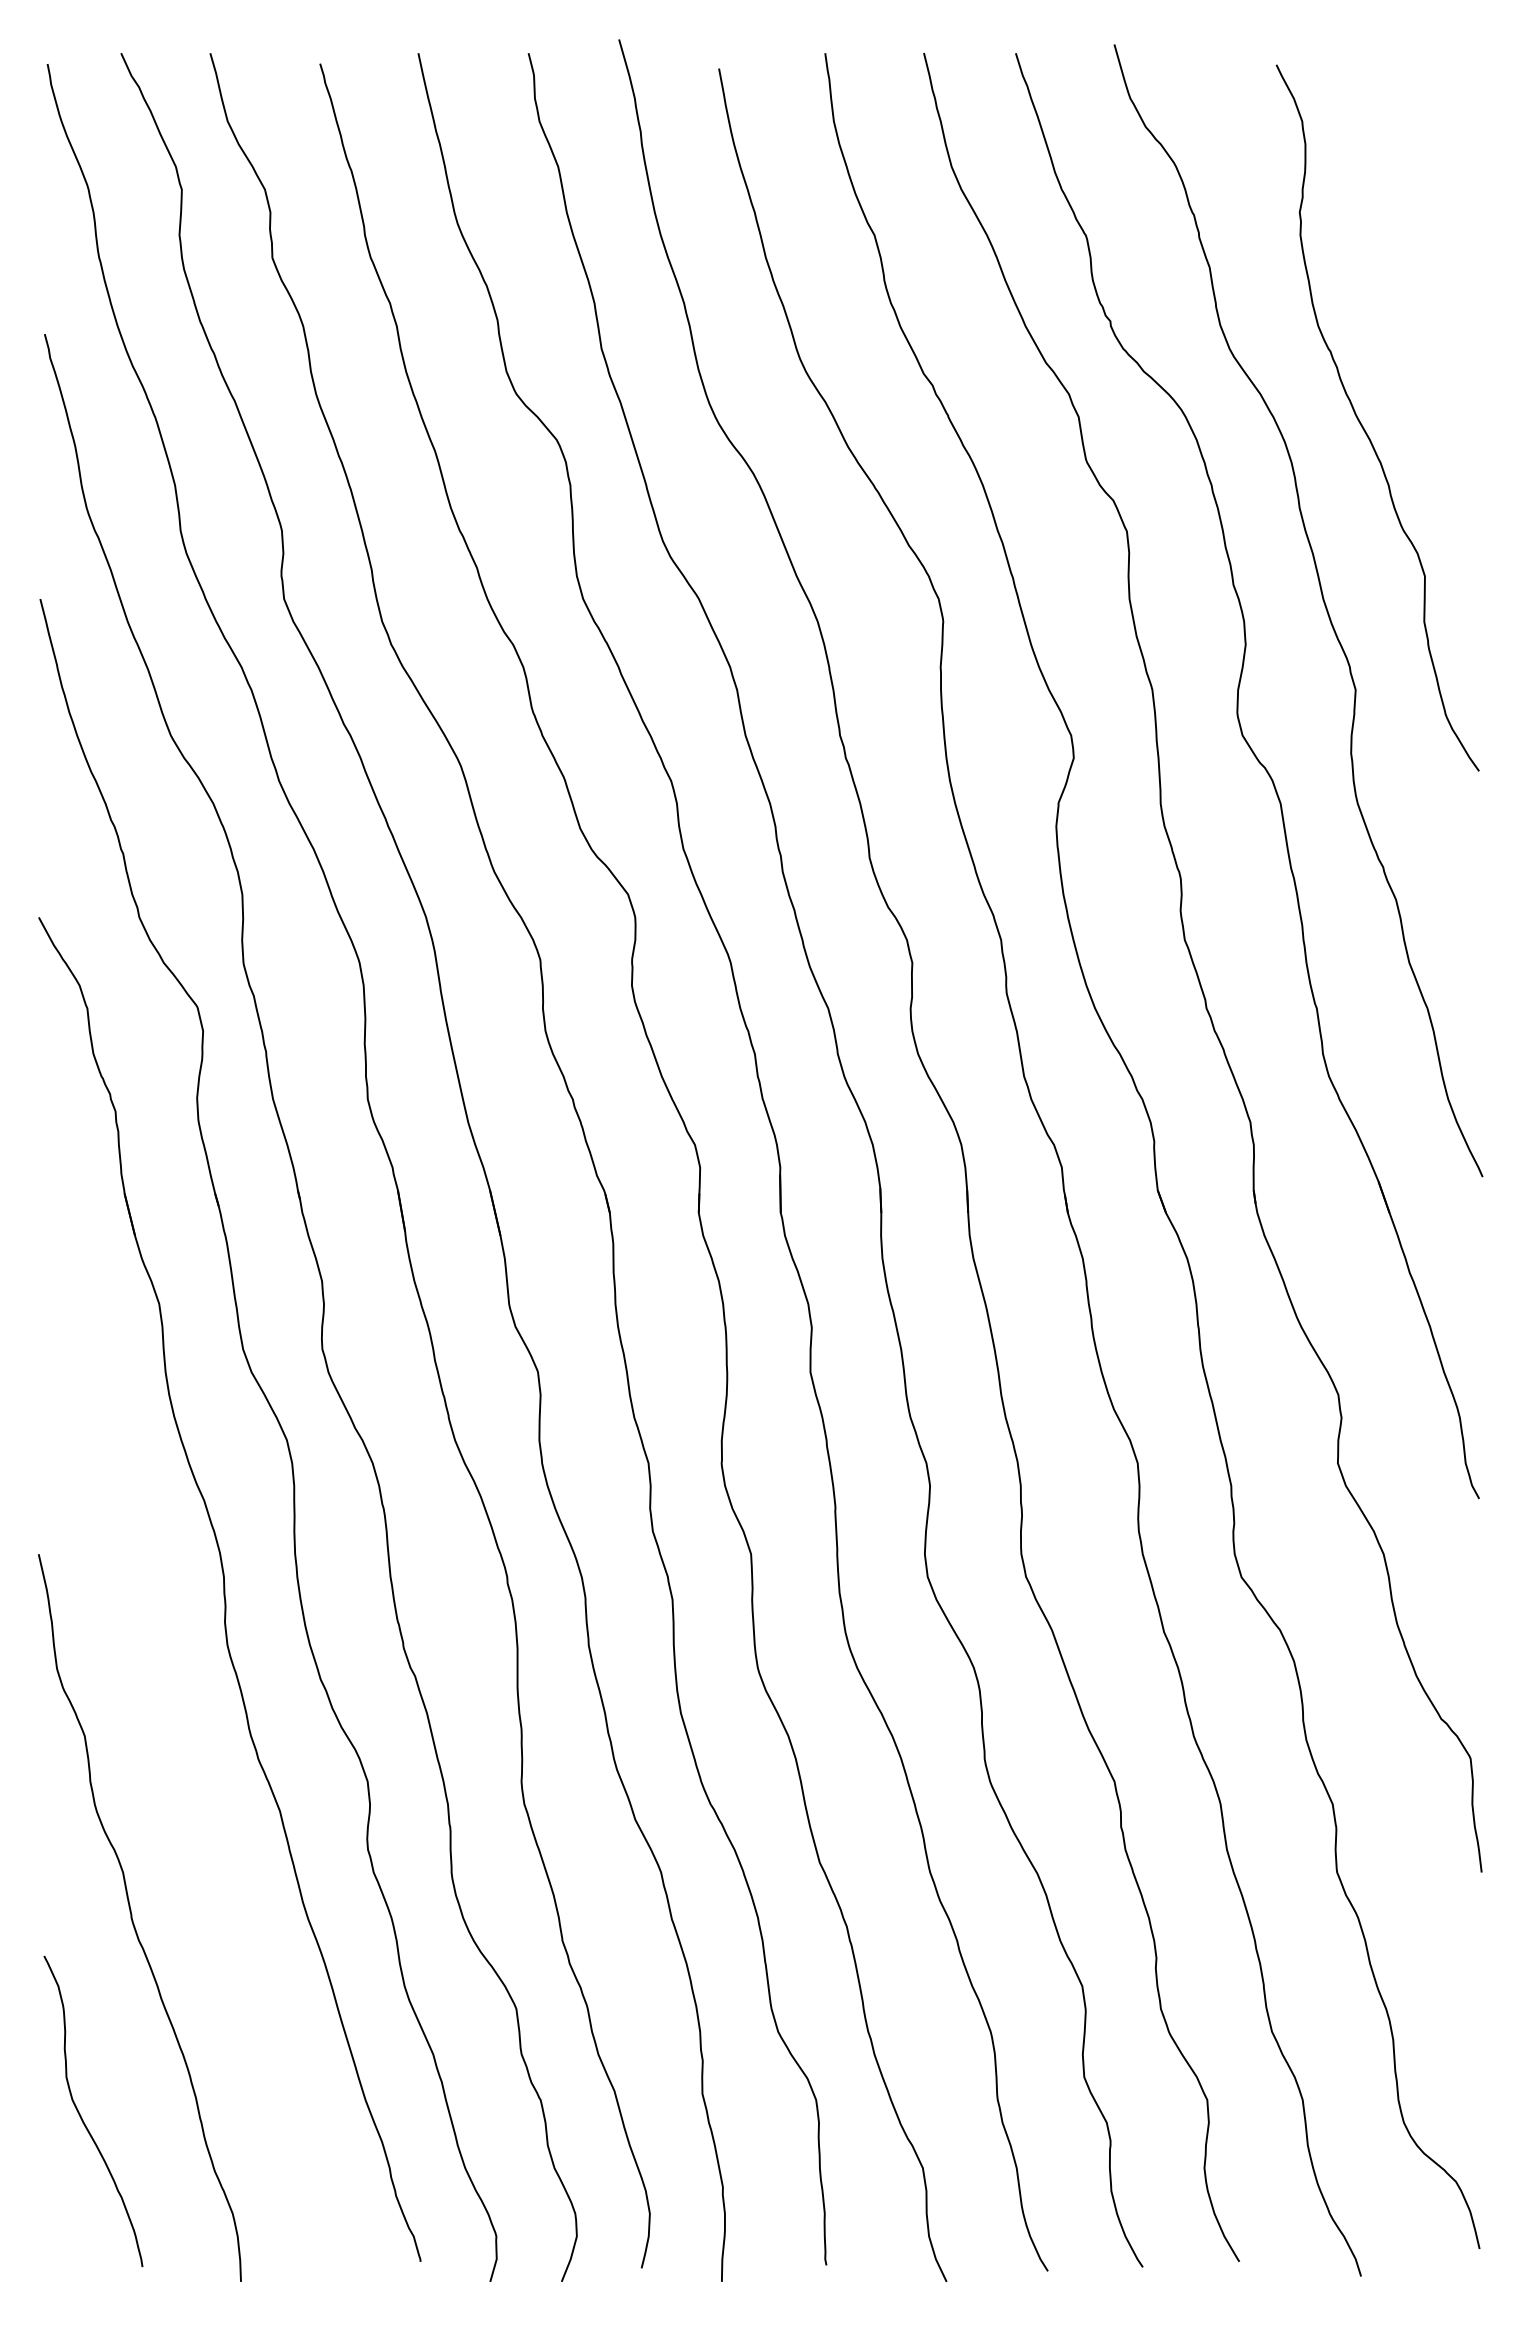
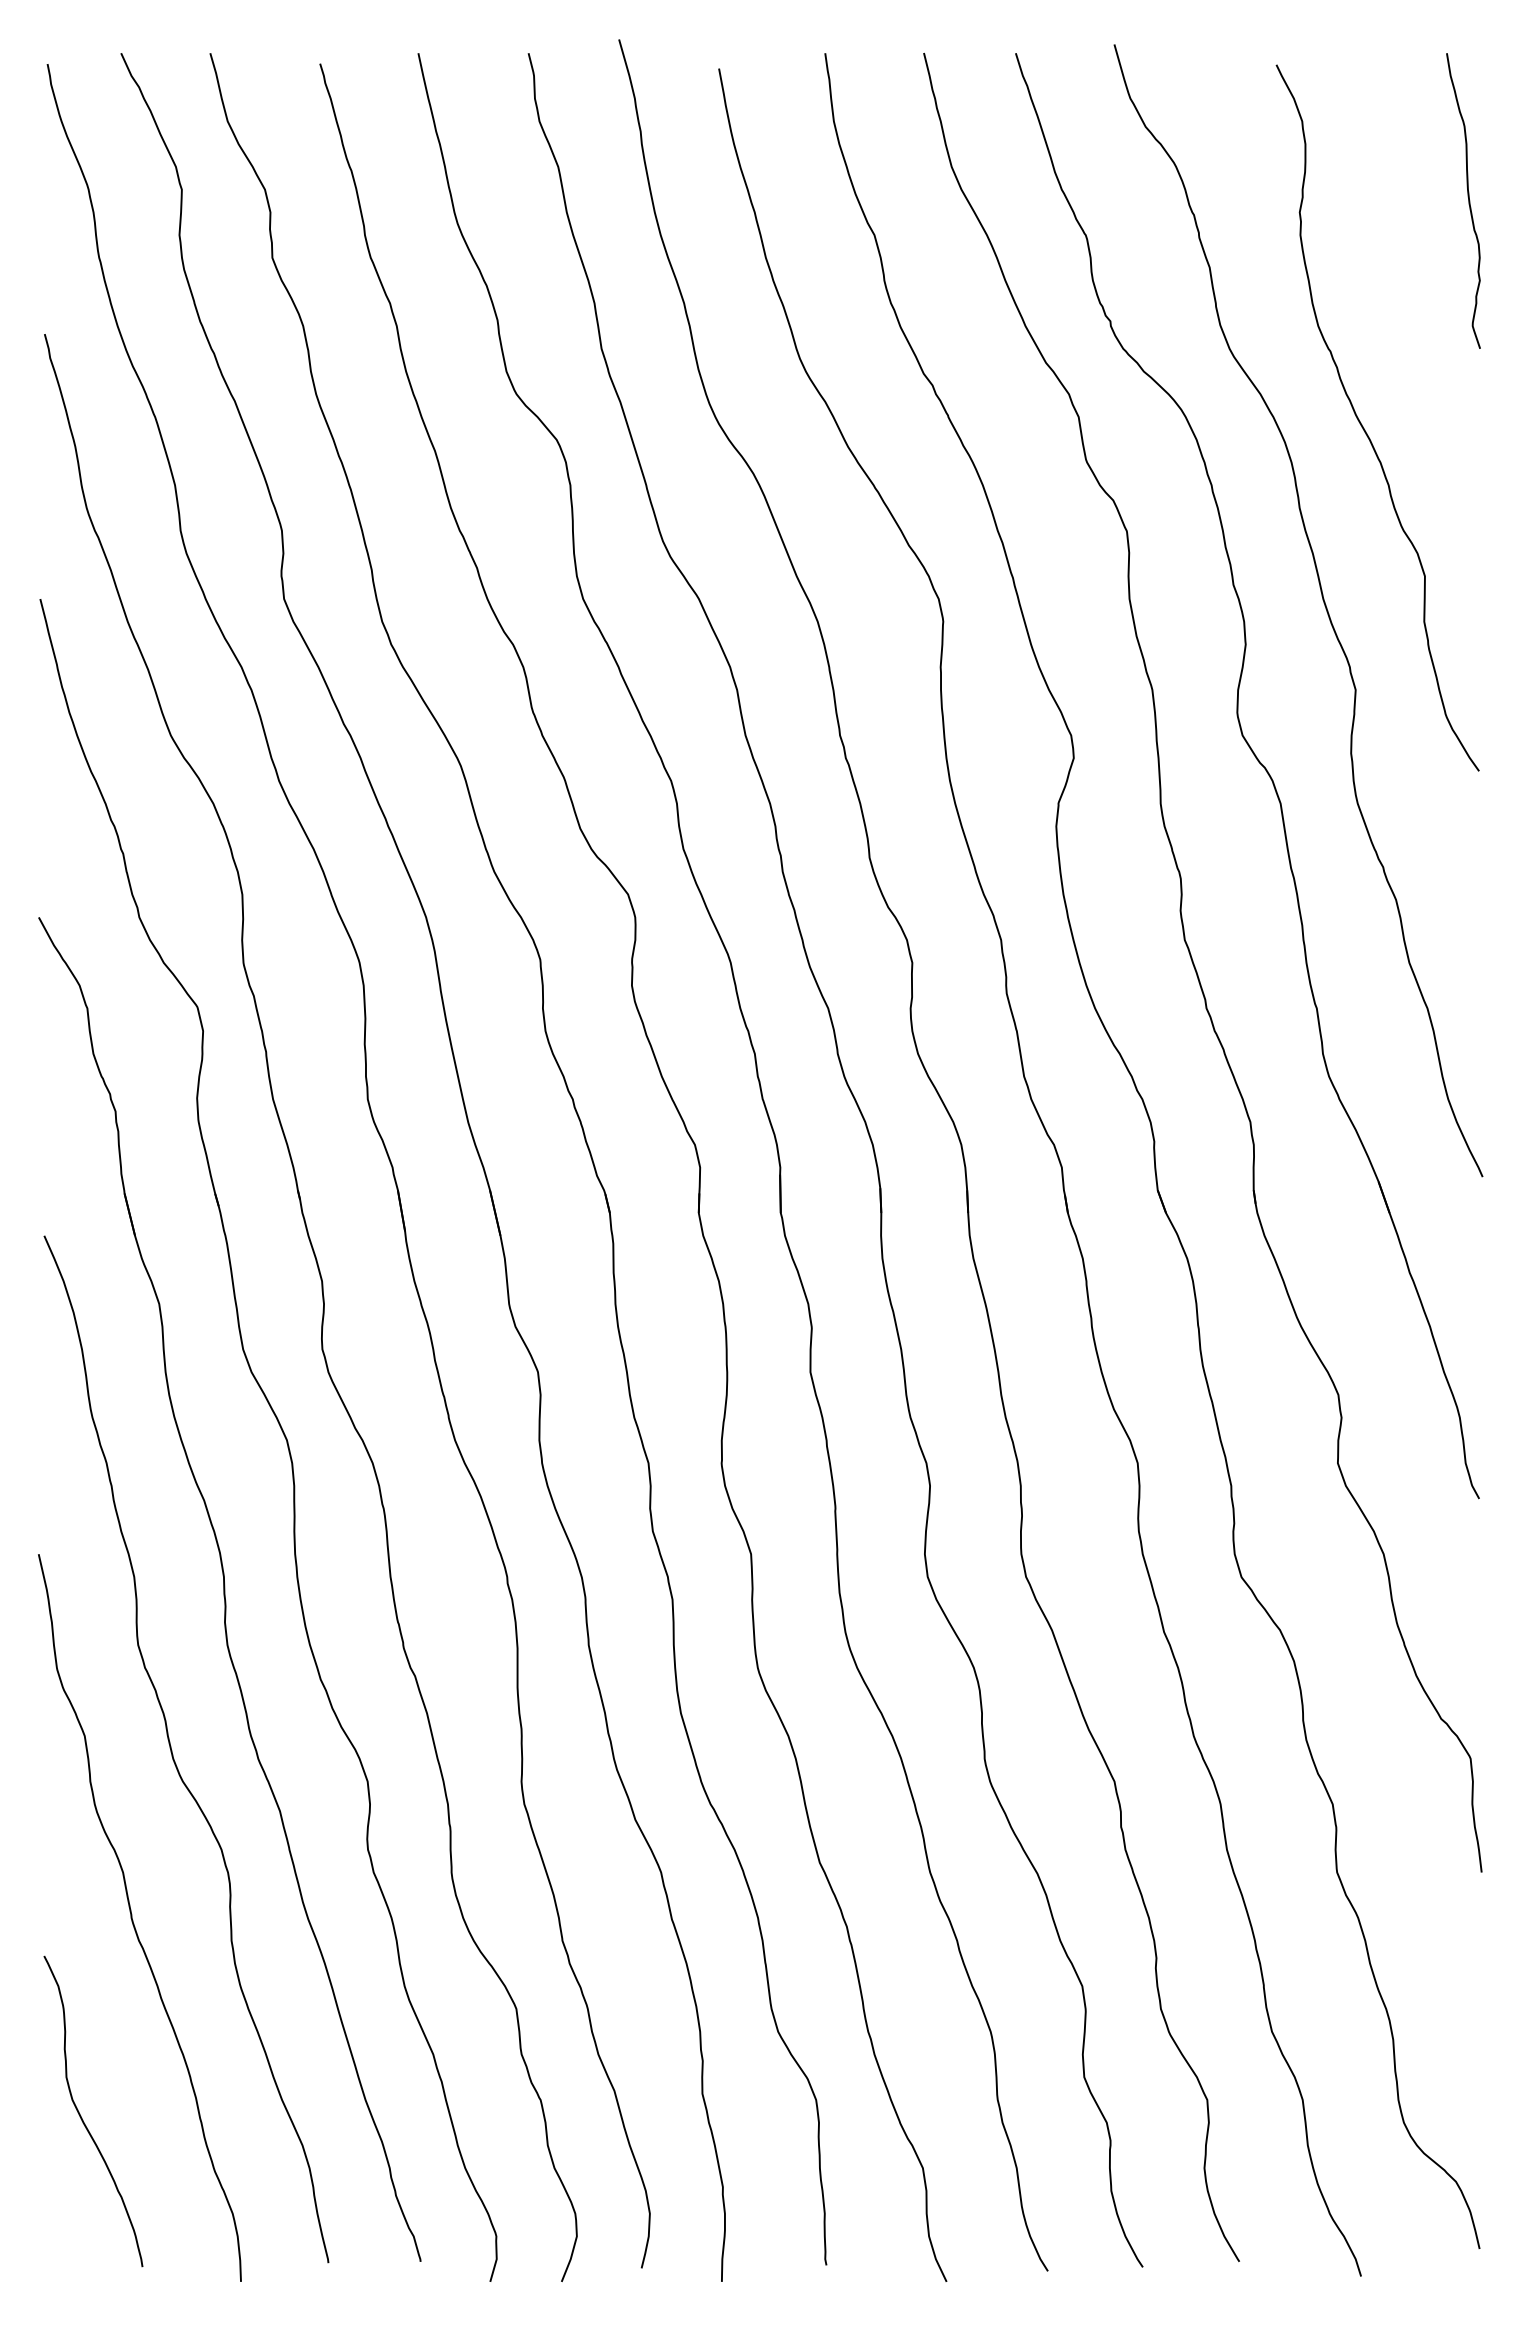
curve: none -> present (1468, 200)
curve: none -> present (173, 1754)
